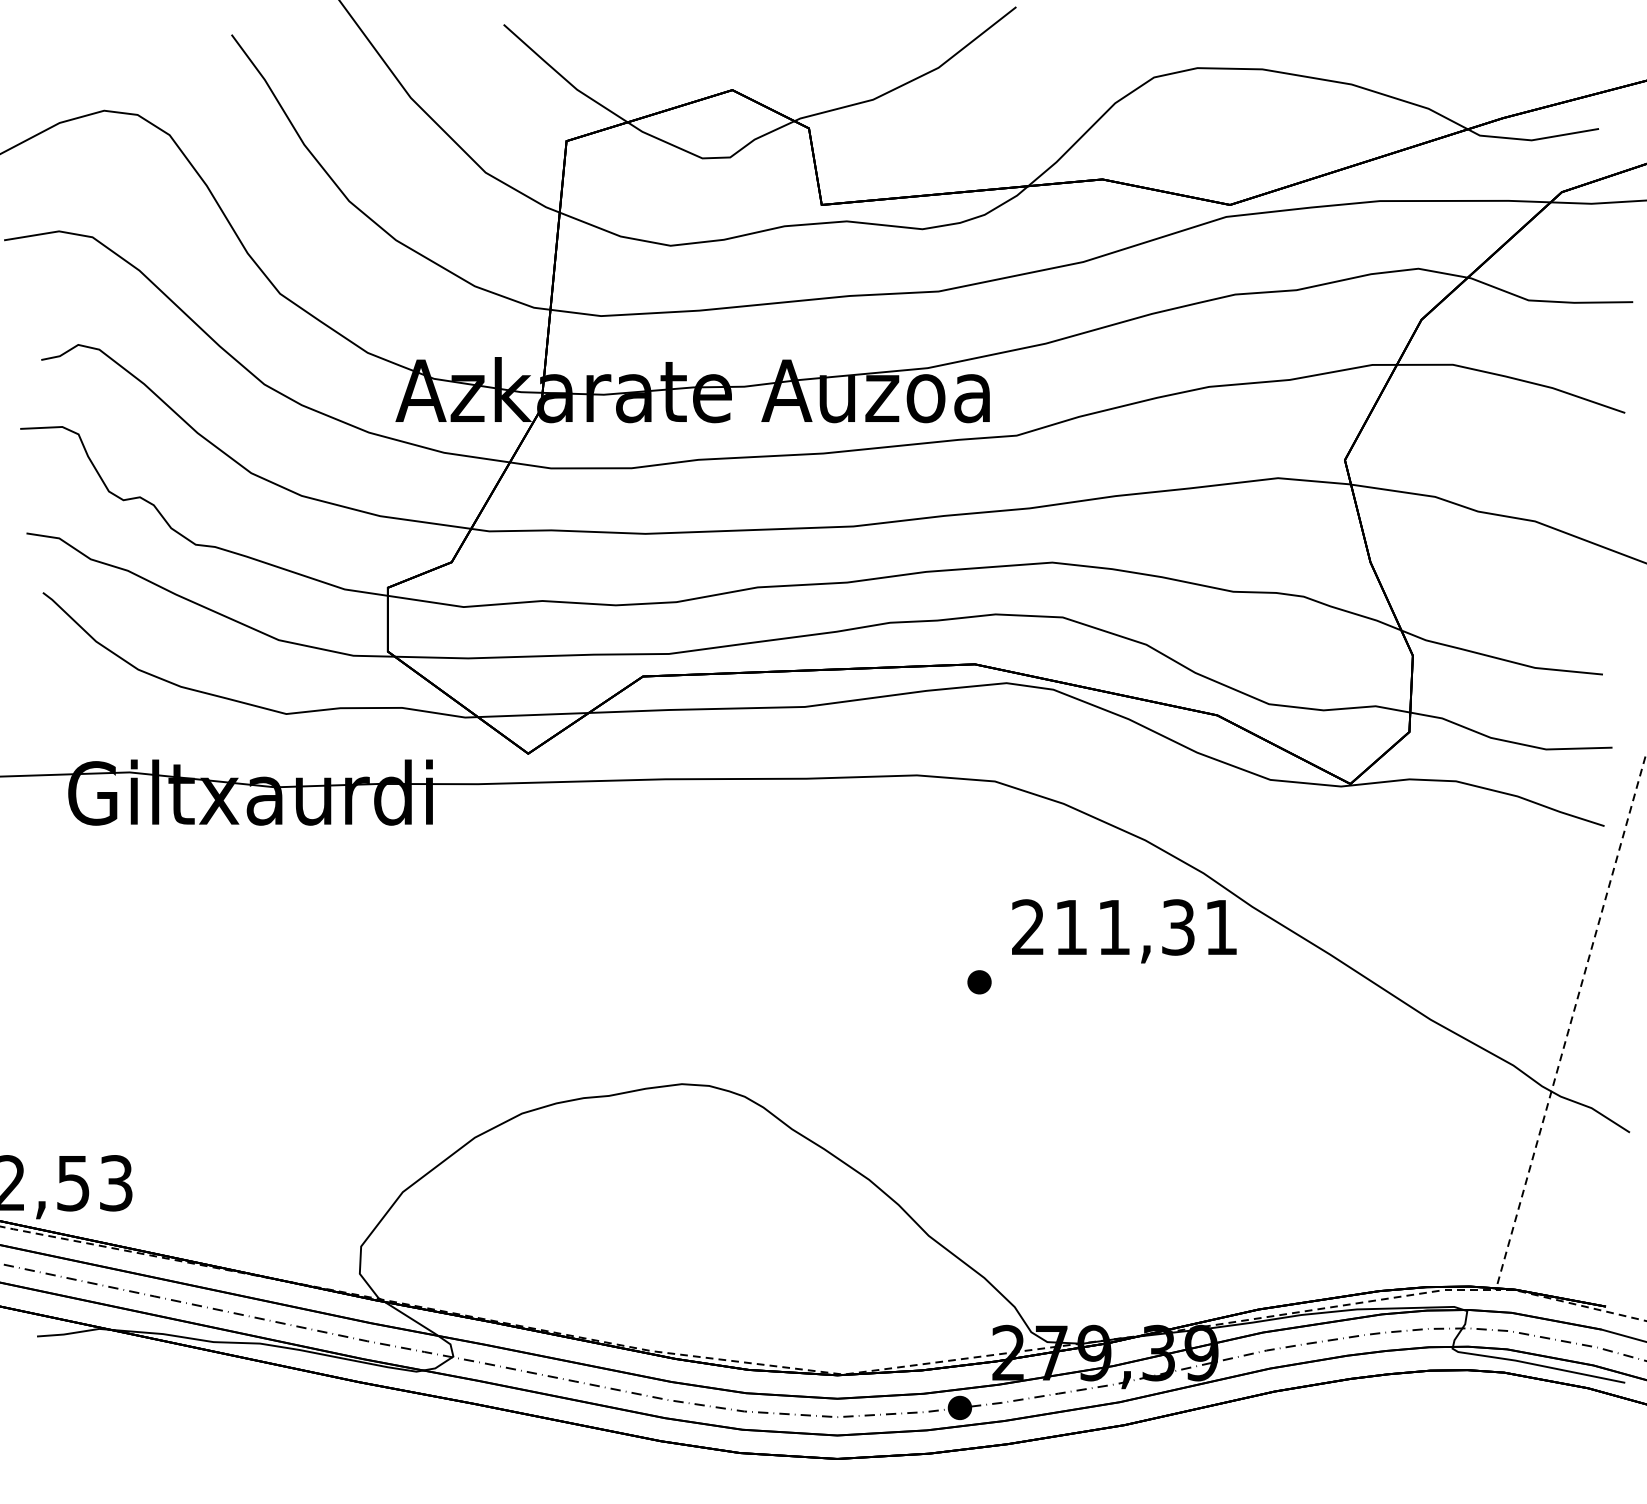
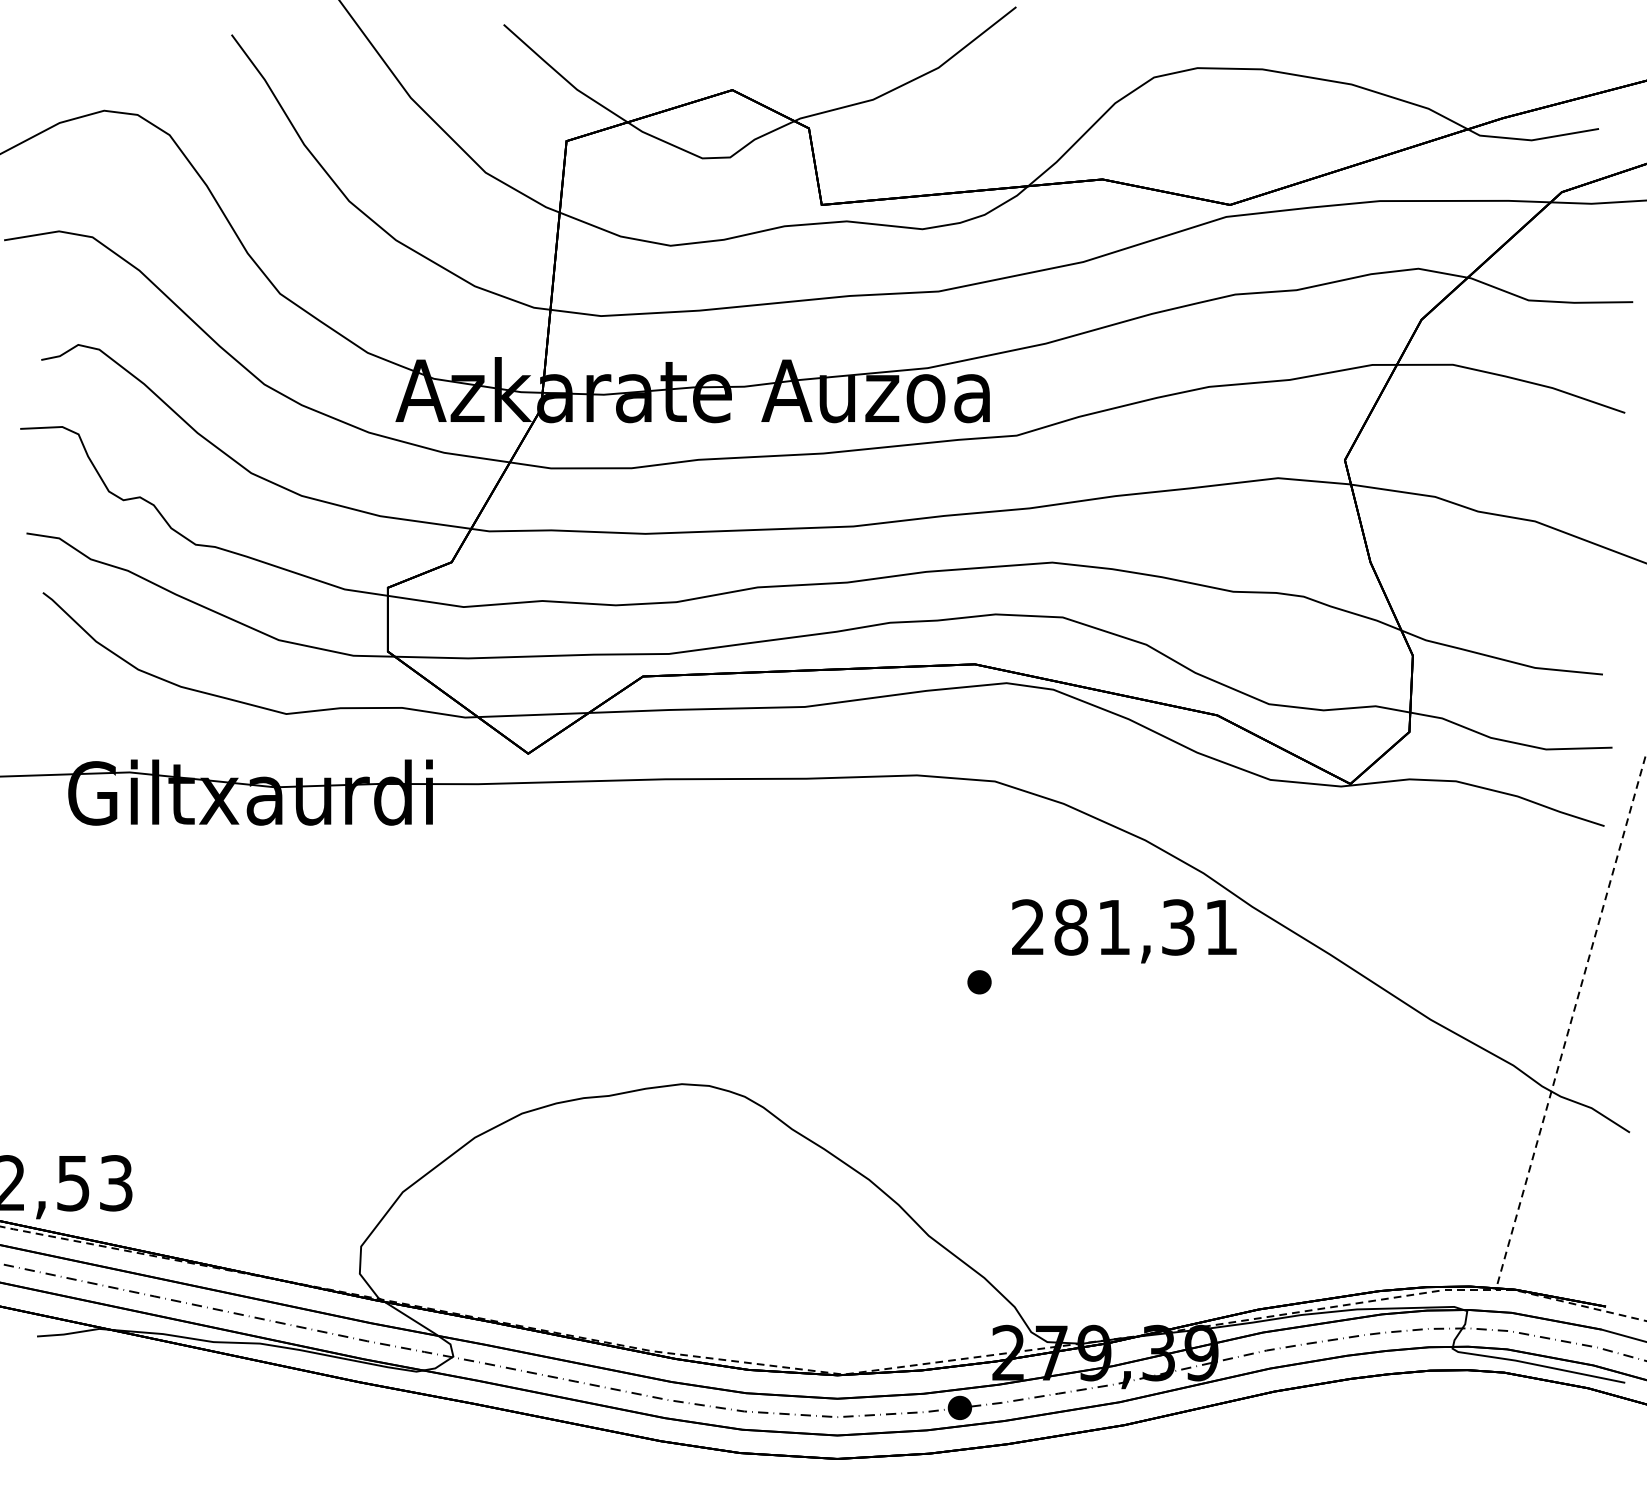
text: 211,31 -> 281,31 (1071, 927)
